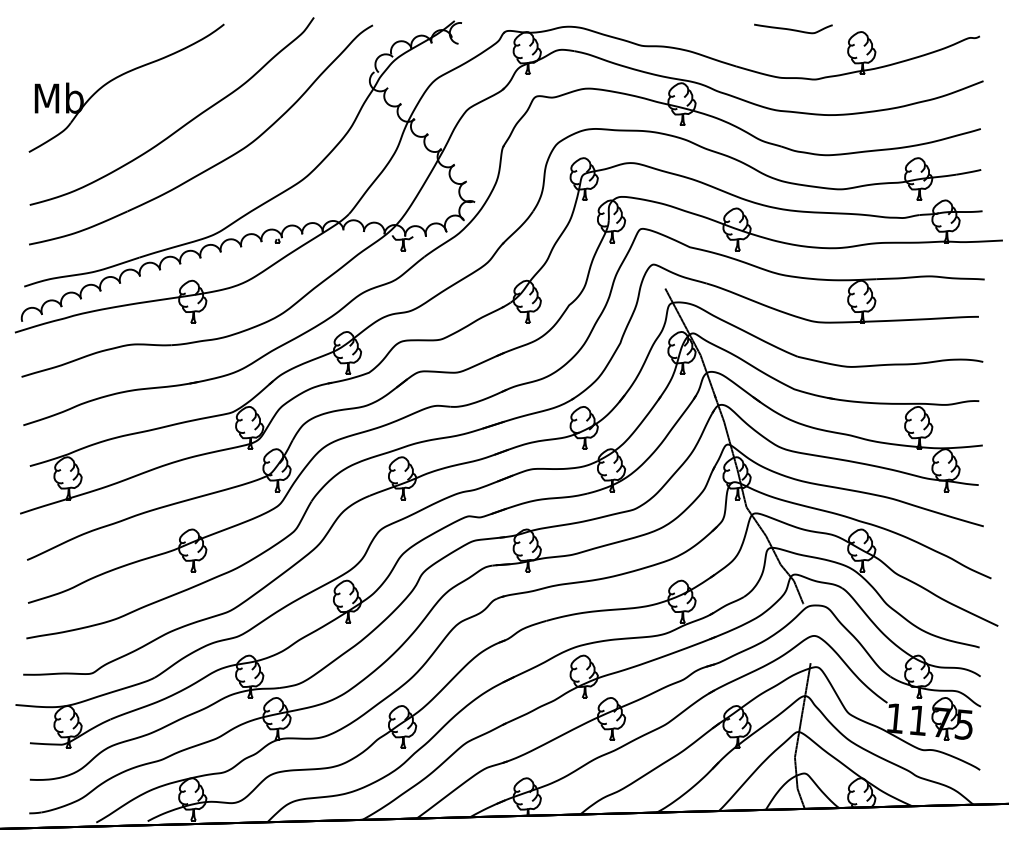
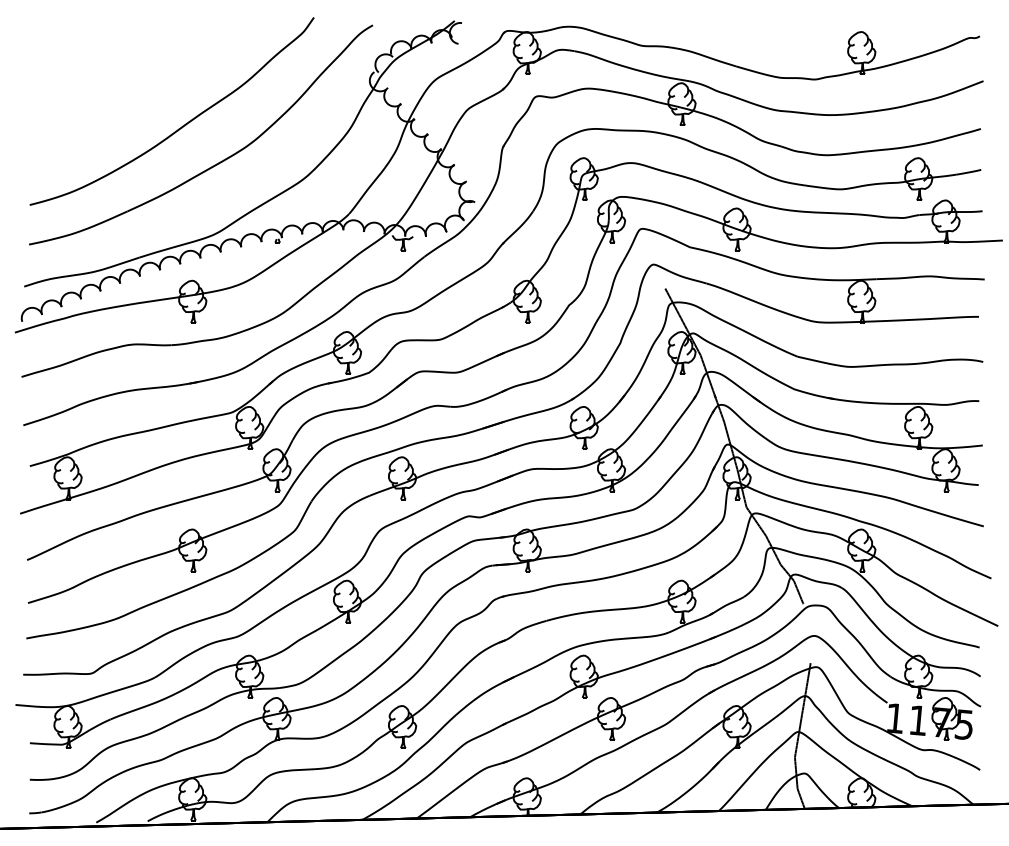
curve: present -> none (793, 29)
part: present -> none (121, 76)
